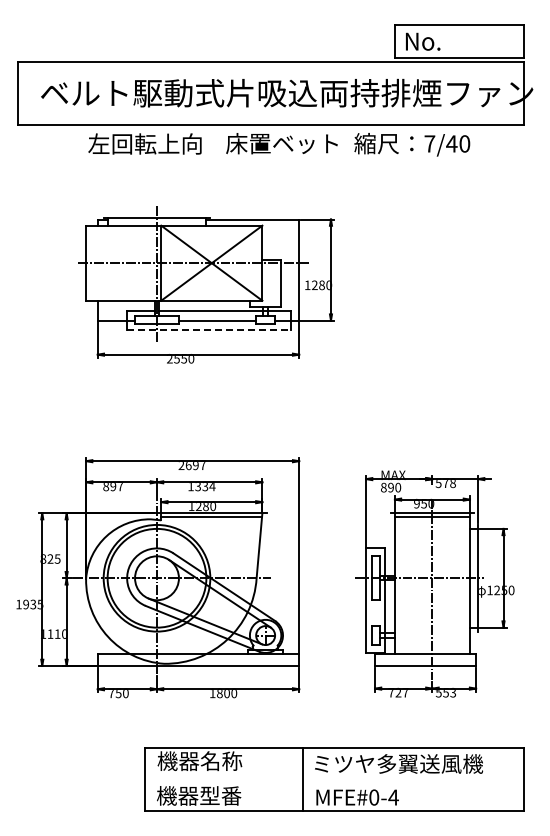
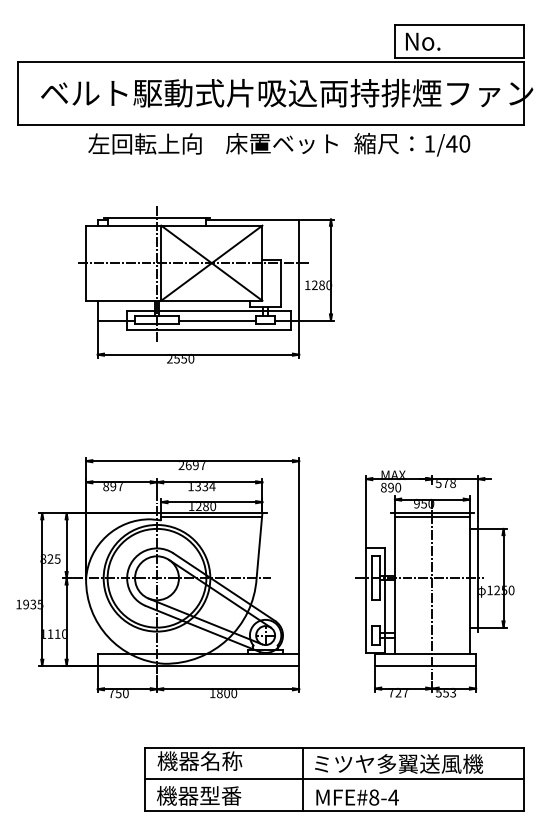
text: 7/40 -> 1/40 (429, 143)
line: dashed -> solid (209, 329)
line: none -> present (333, 779)
text: MFE#0-4 -> MFE#8-4 (374, 797)
